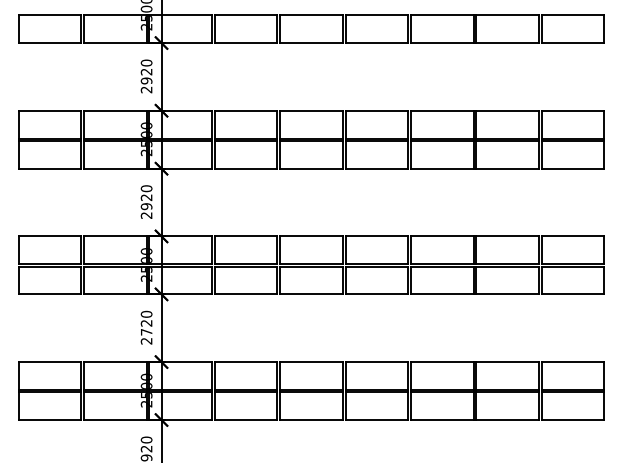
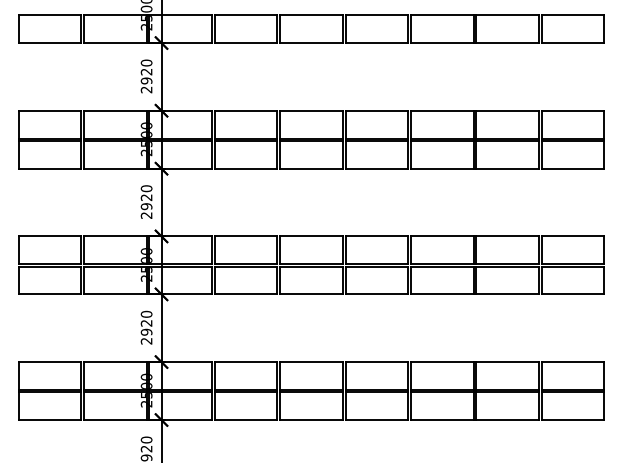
text: 2720 -> 2920 (146, 331)
